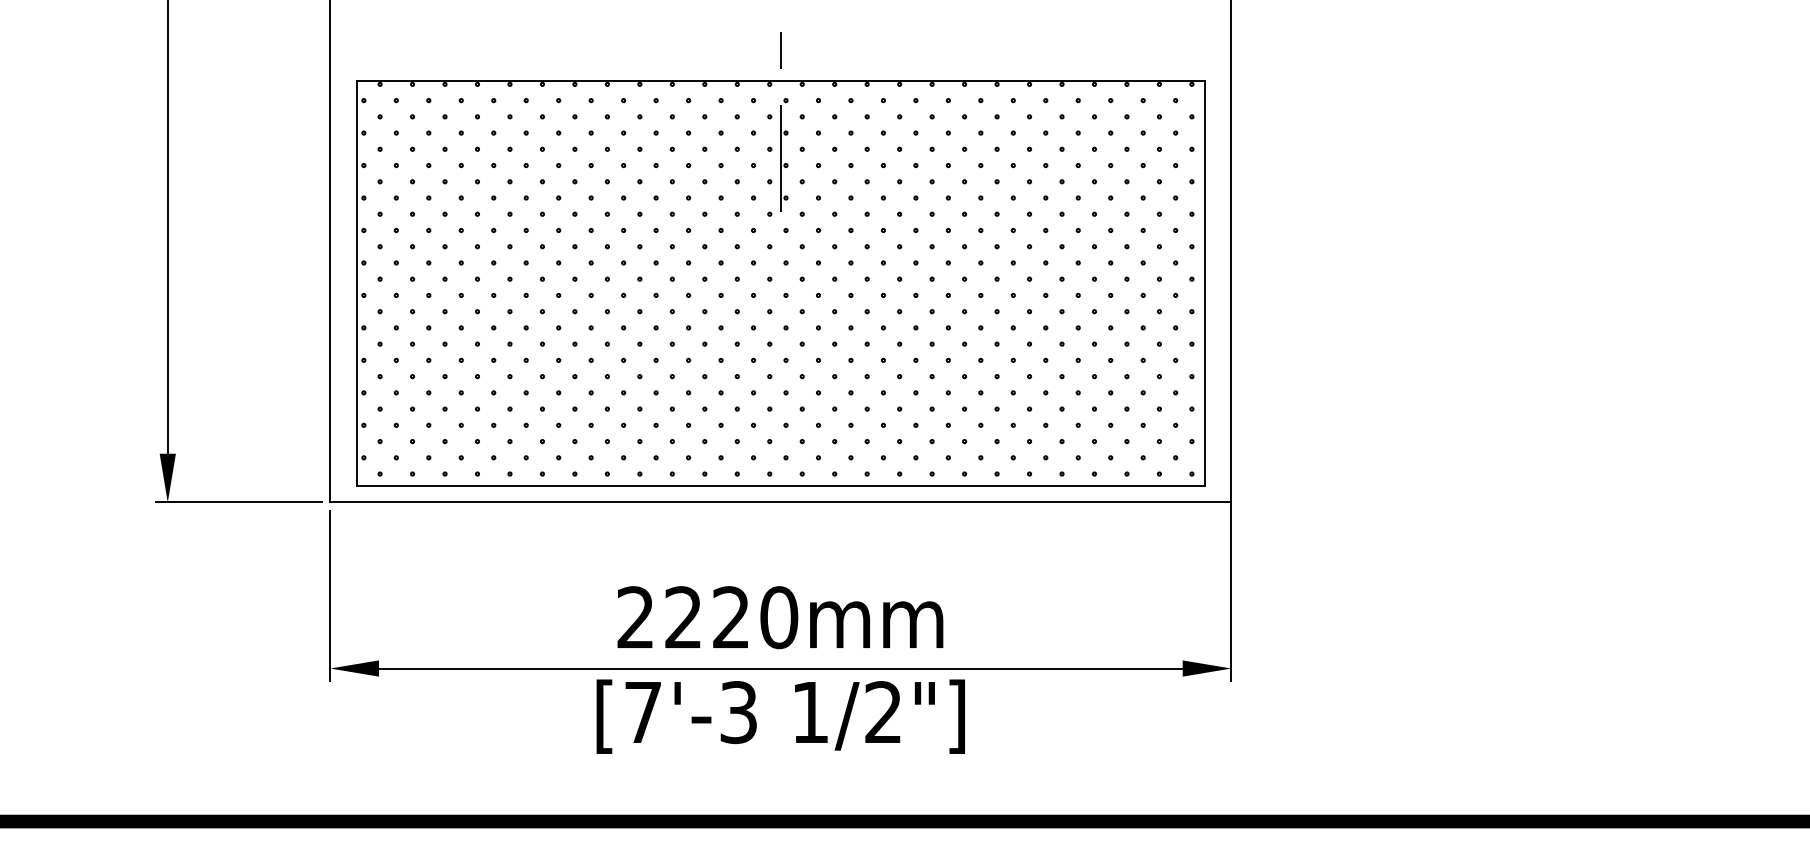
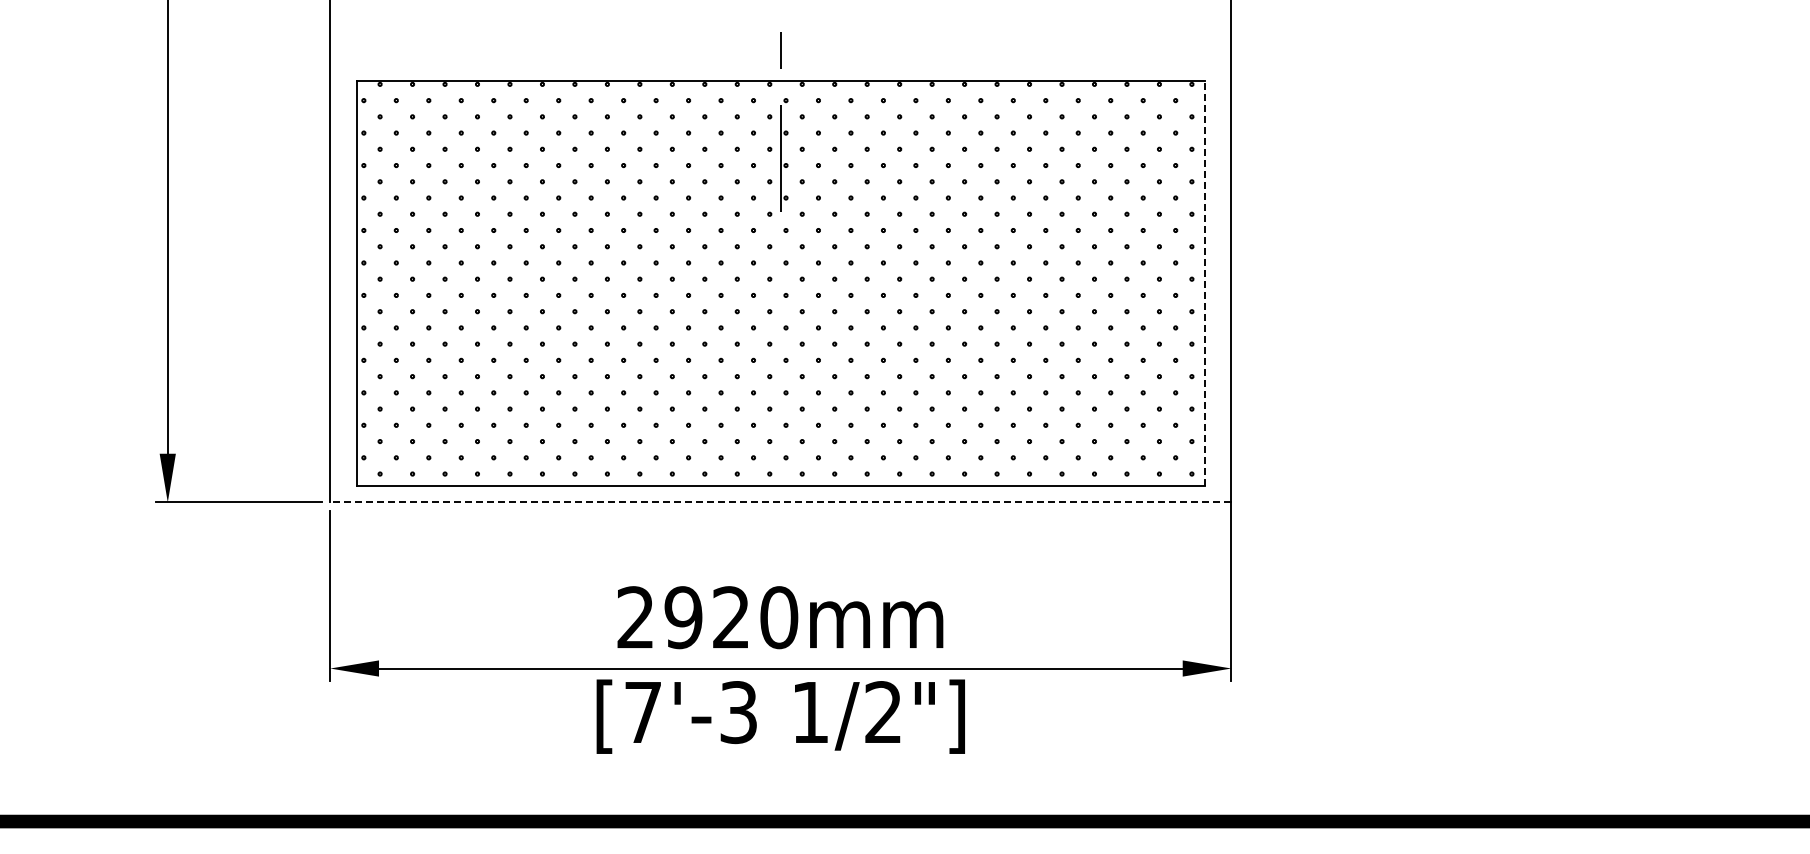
line: solid -> dashed (1205, 283)
line: solid -> dashed (780, 502)
text: 2220mm -> 2920mm (683, 617)
